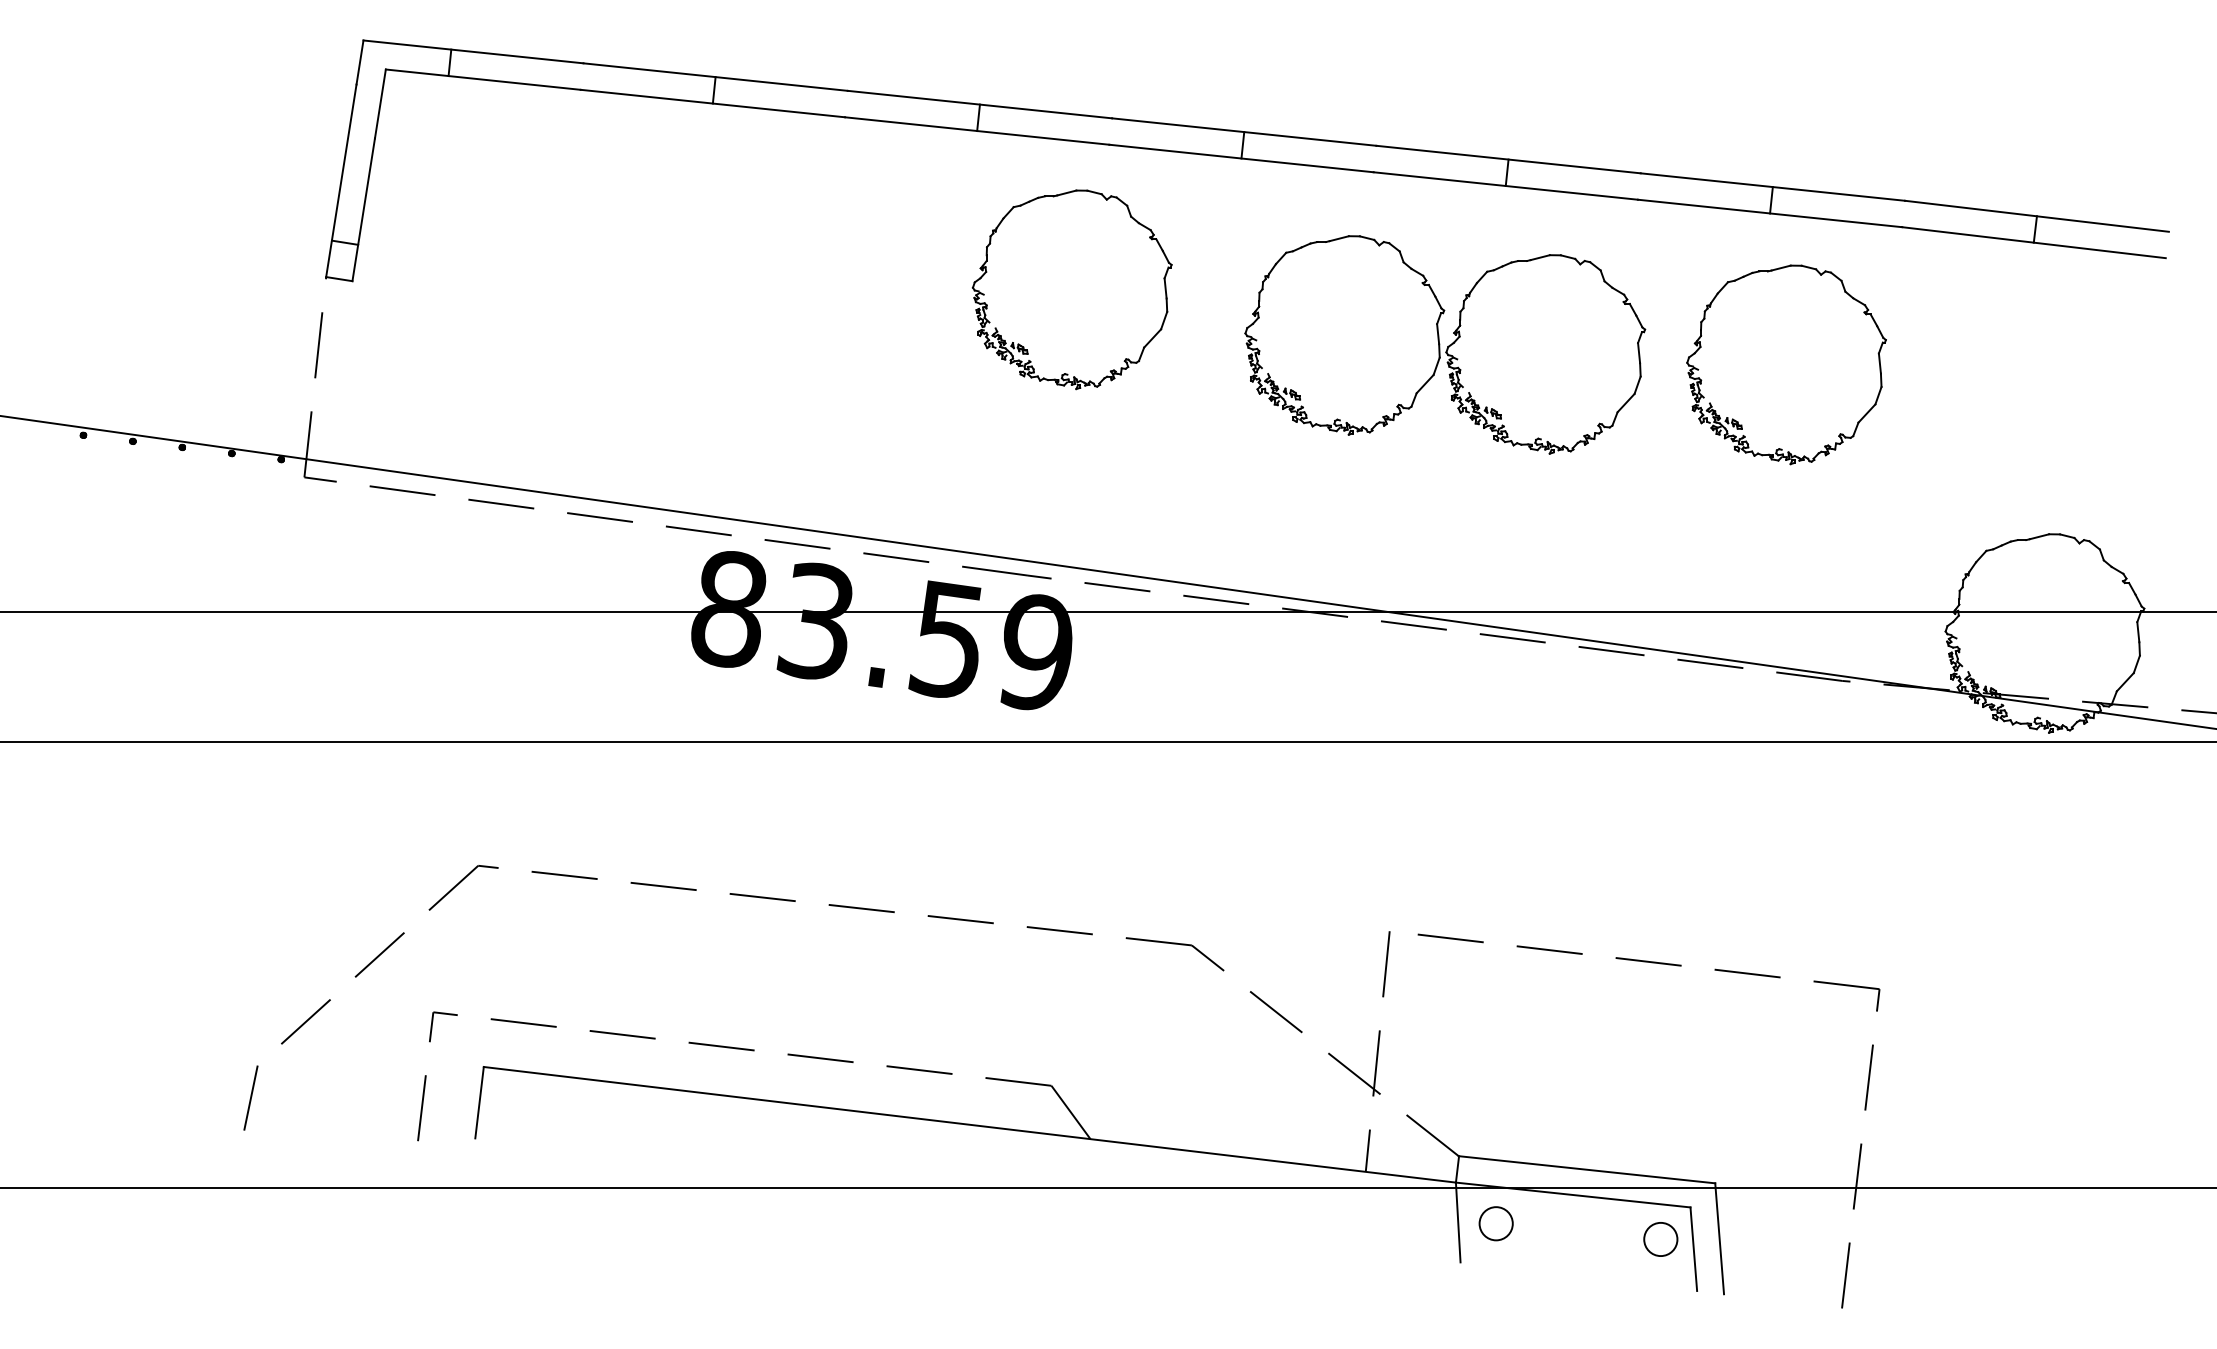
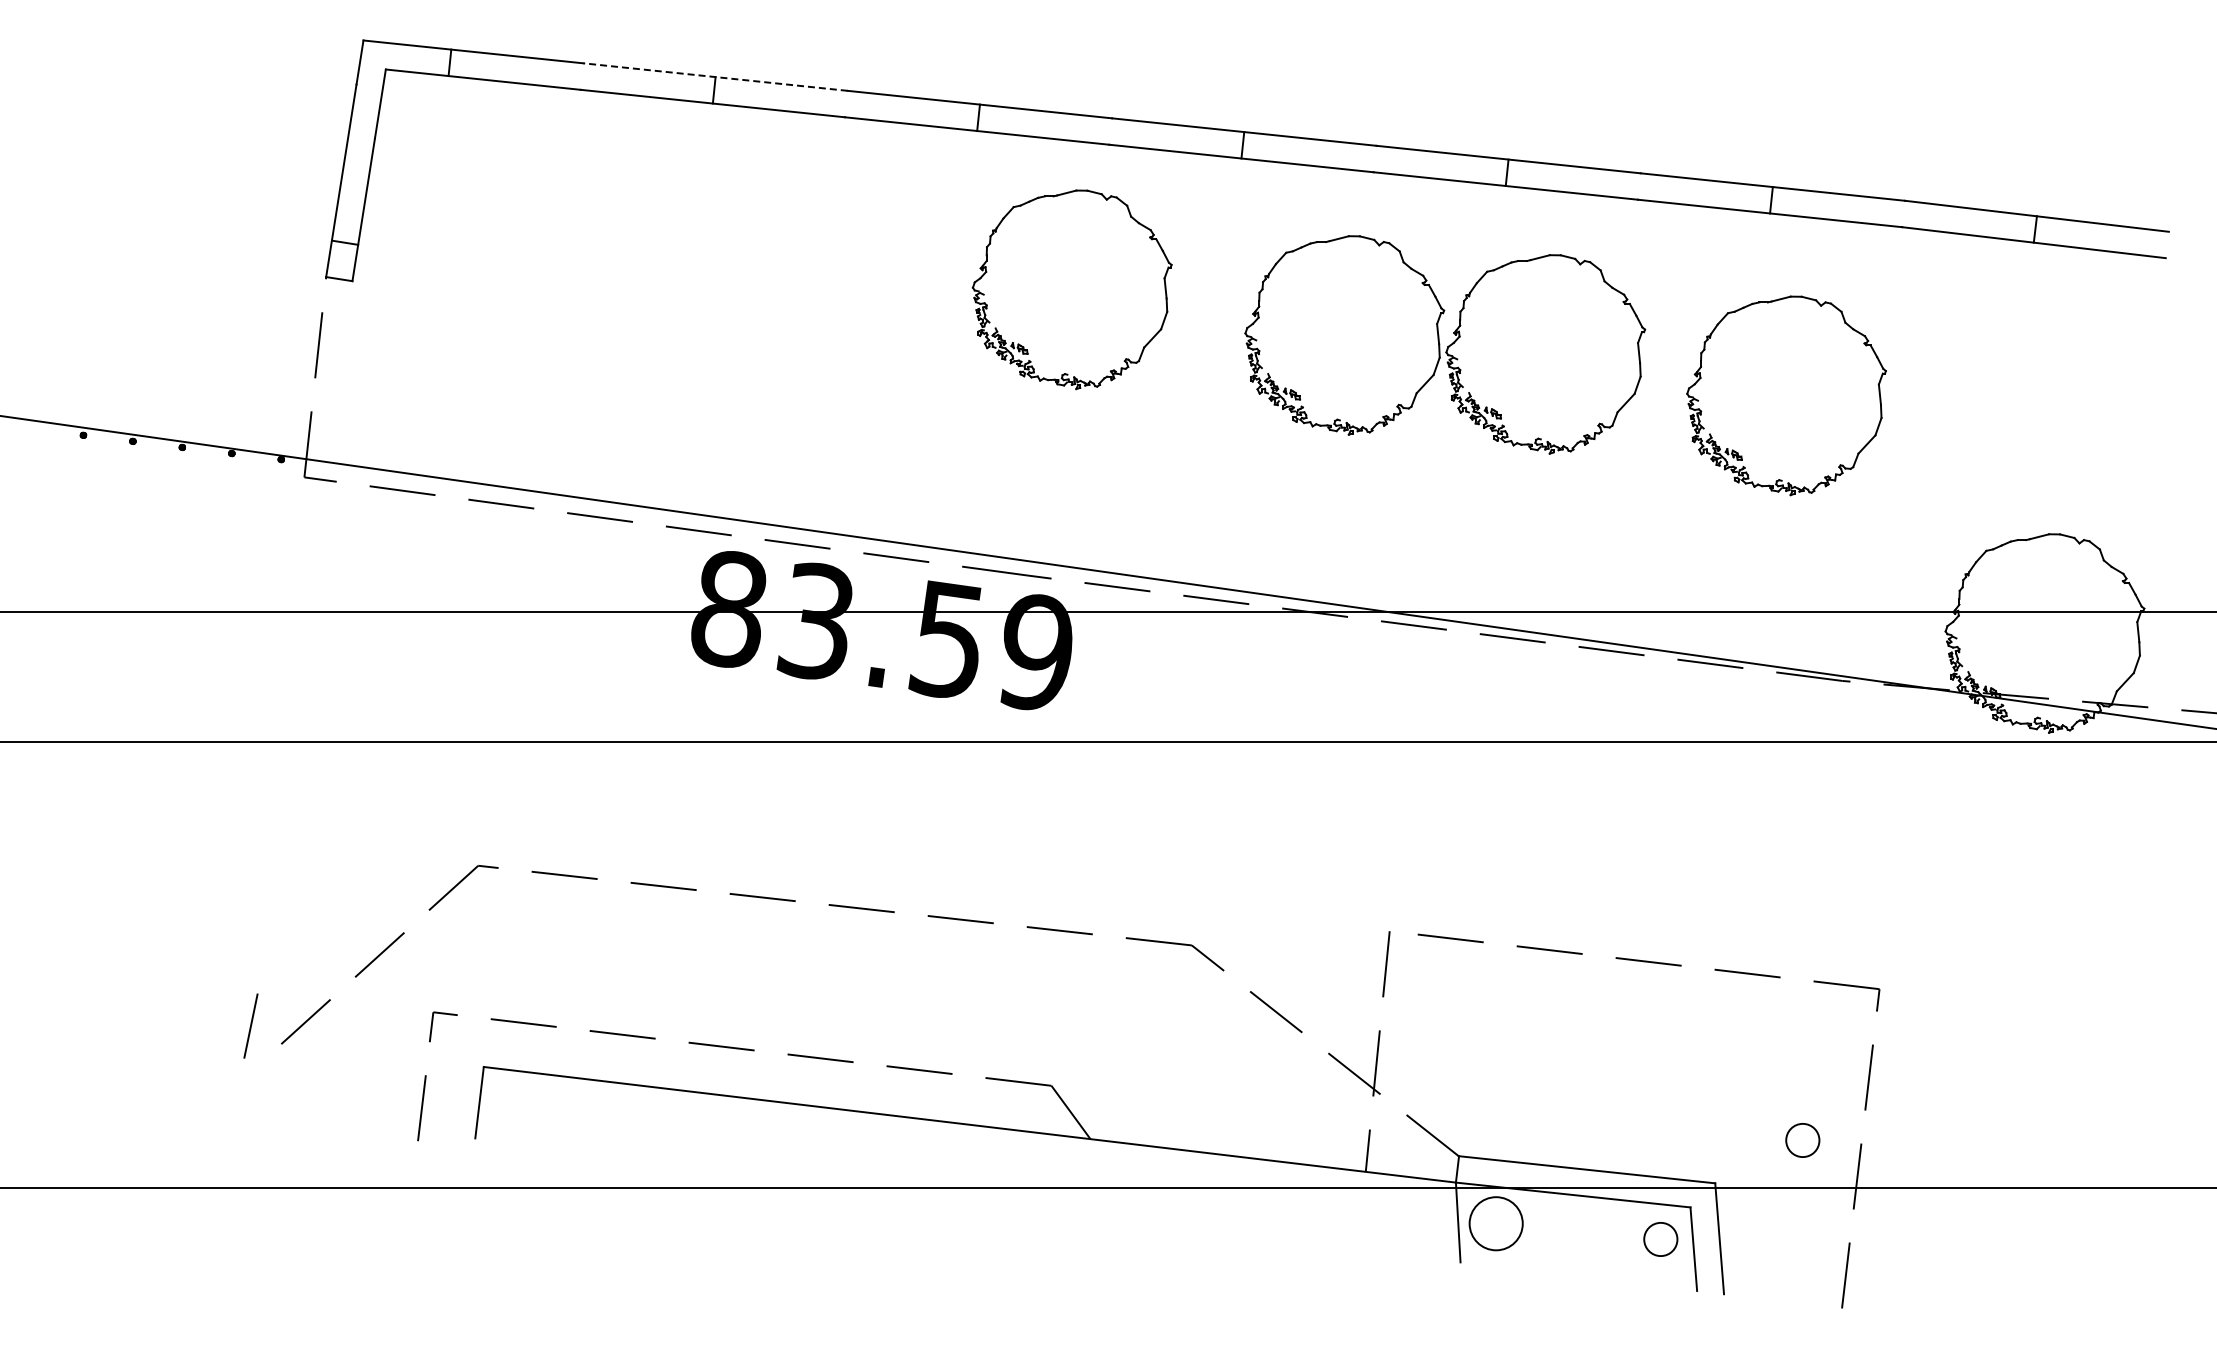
line: solid -> dashed (715, 77)
part position: (1742, 424) -> (1742, 455) (1742, 455)
line position: (250, 1097) -> (250, 1025) (250, 1025)
circle: none -> present (1802, 1140)
circle diameter: 33 px -> 53 px (1495, 1223)
